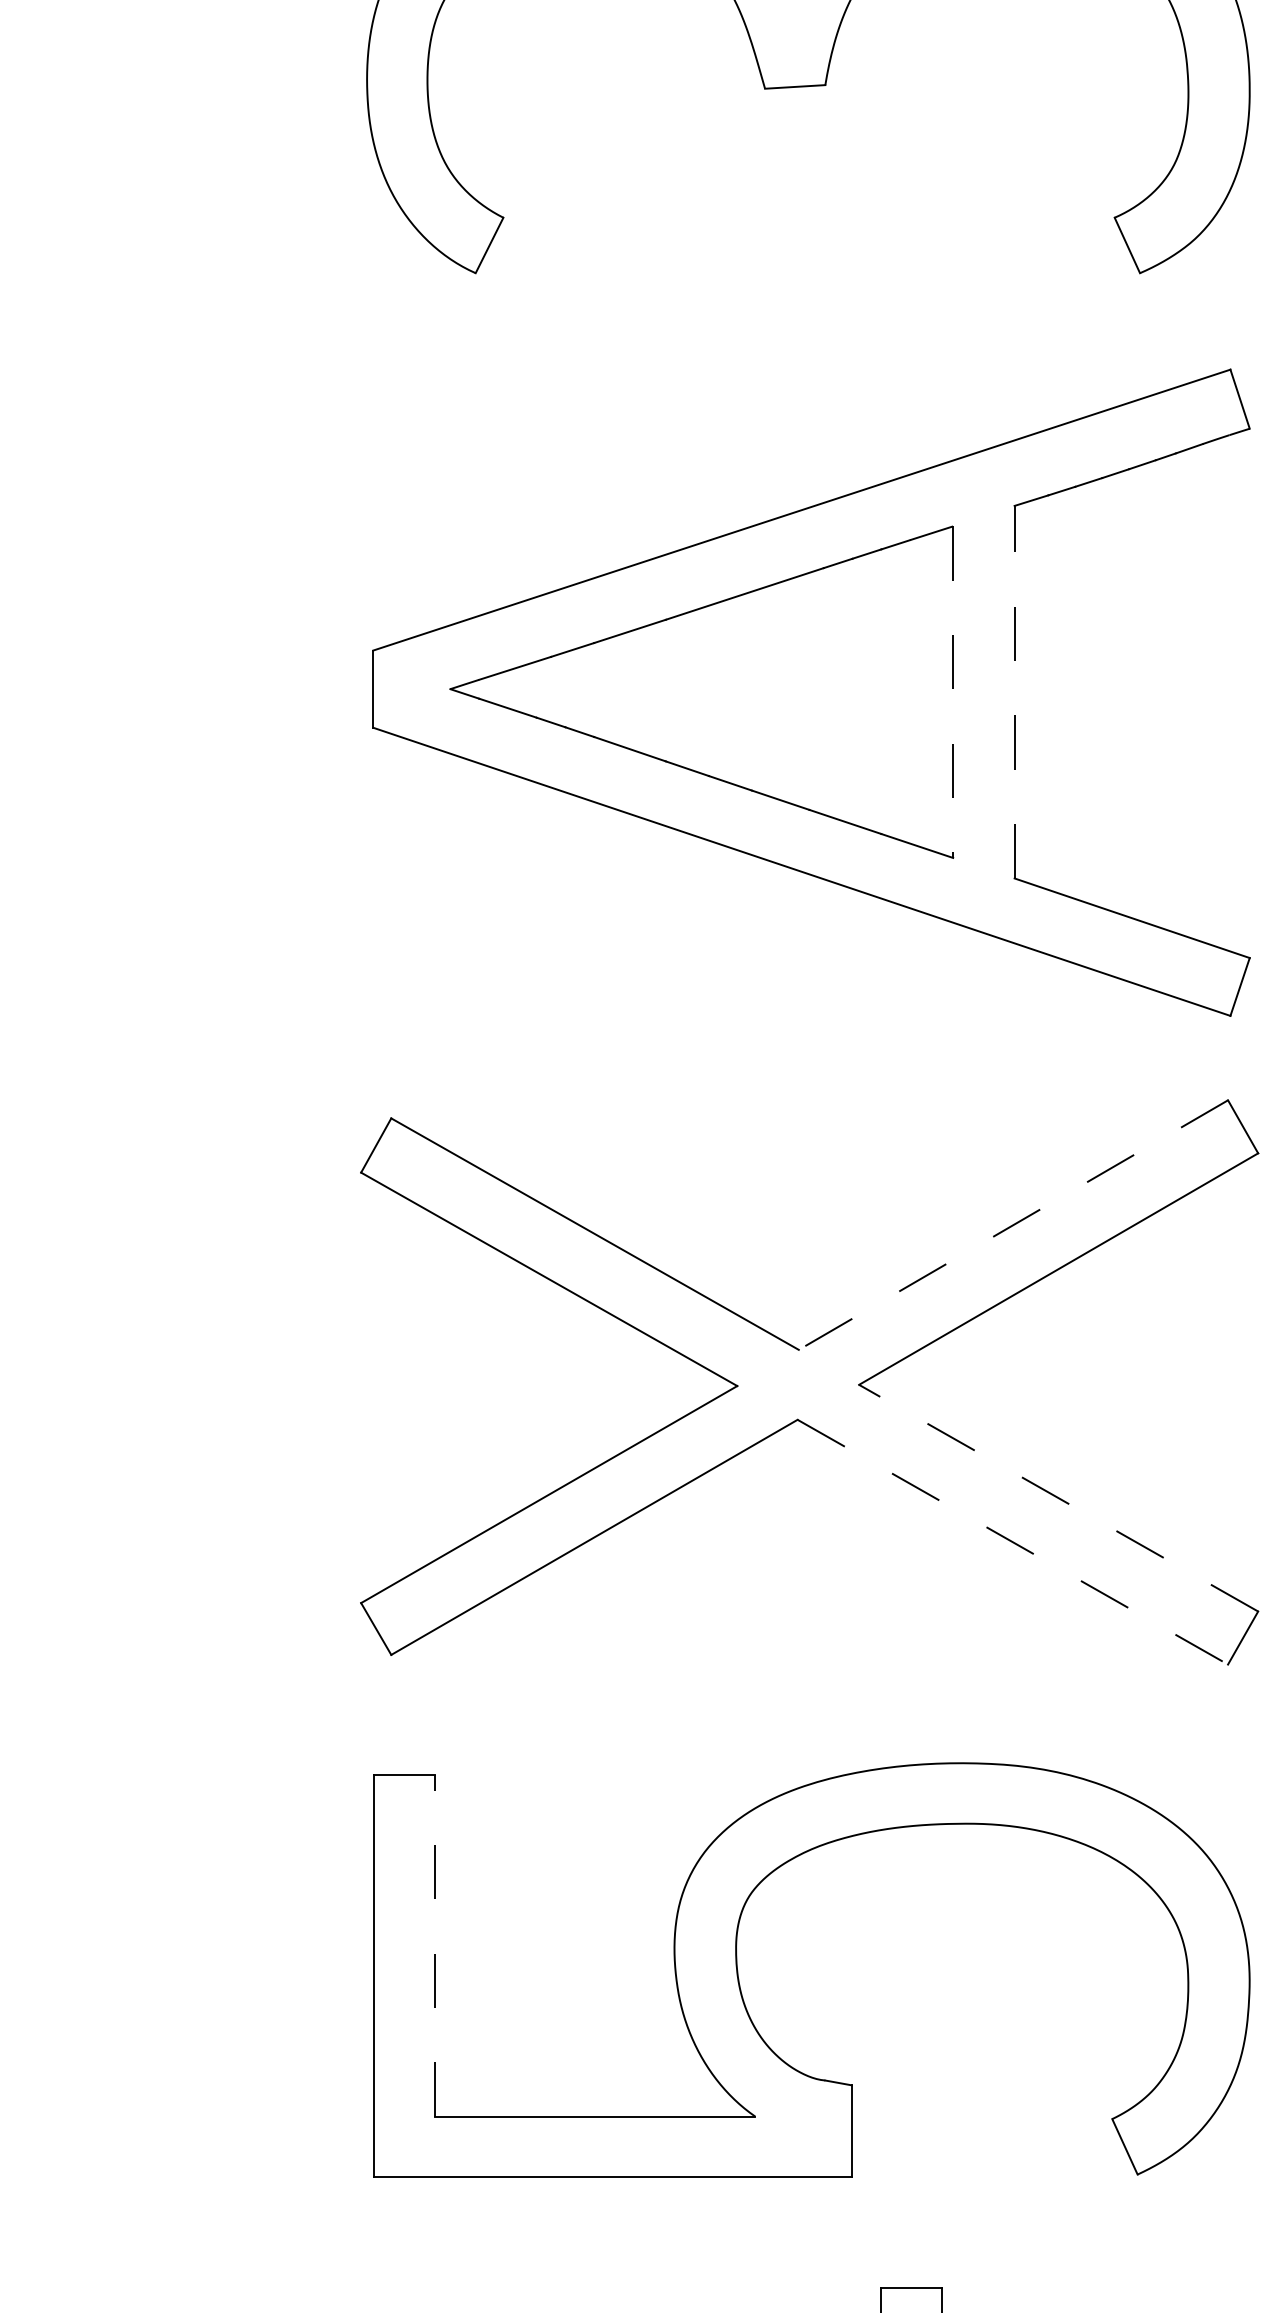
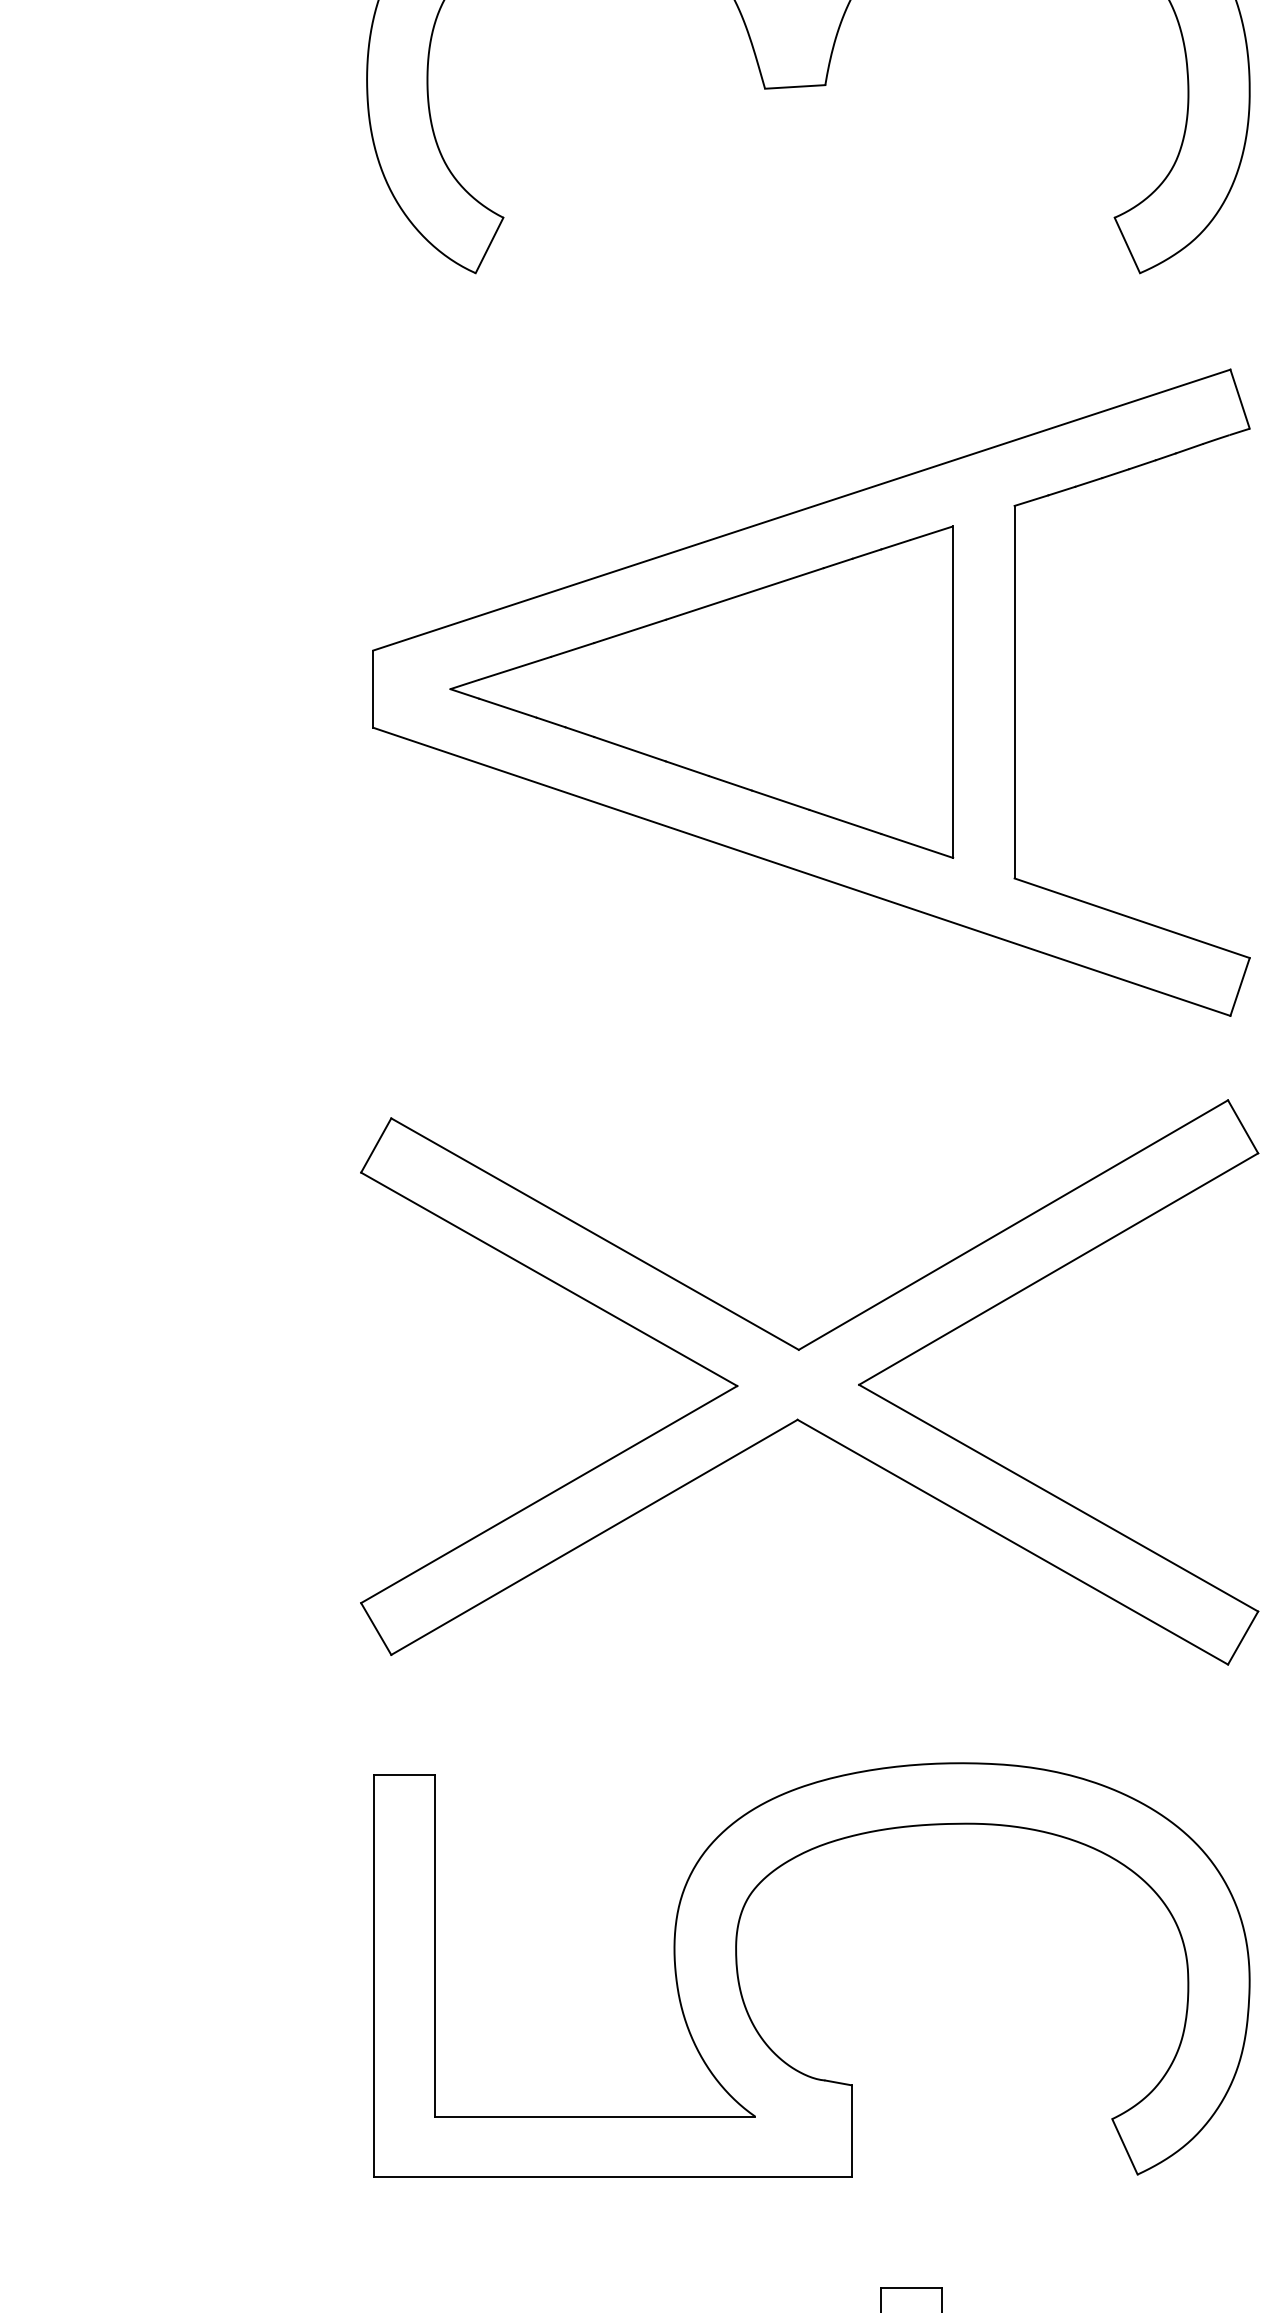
line: dashed -> solid (1014, 691)
line: dashed -> solid (953, 692)
line: dashed -> solid (1013, 1225)
line: dashed -> solid (1058, 1497)
line: dashed -> solid (1012, 1542)
line: dashed -> solid (434, 1946)
